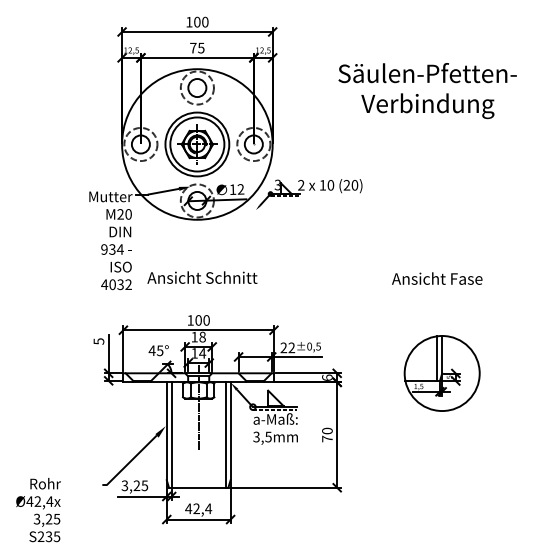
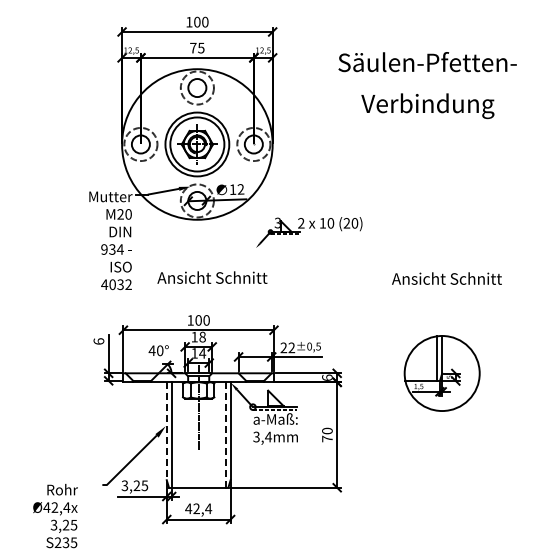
text position: (427, 73) -> (427, 62) (427, 62)
part position: (309, 194) -> (309, 232) (309, 232)
text position: (202, 277) -> (212, 277) (212, 277)
text: Ansicht Fase -> Ansicht Schnitt (475, 278)
text: 5 -> 6 (98, 341)
text: 45° -> 40° (159, 350)
line: solid -> dashed (166, 431)
line: solid -> dashed (225, 435)
text: 3,5mm -> 3,4mm (268, 436)
text position: (38, 510) -> (55, 516) (55, 516)
